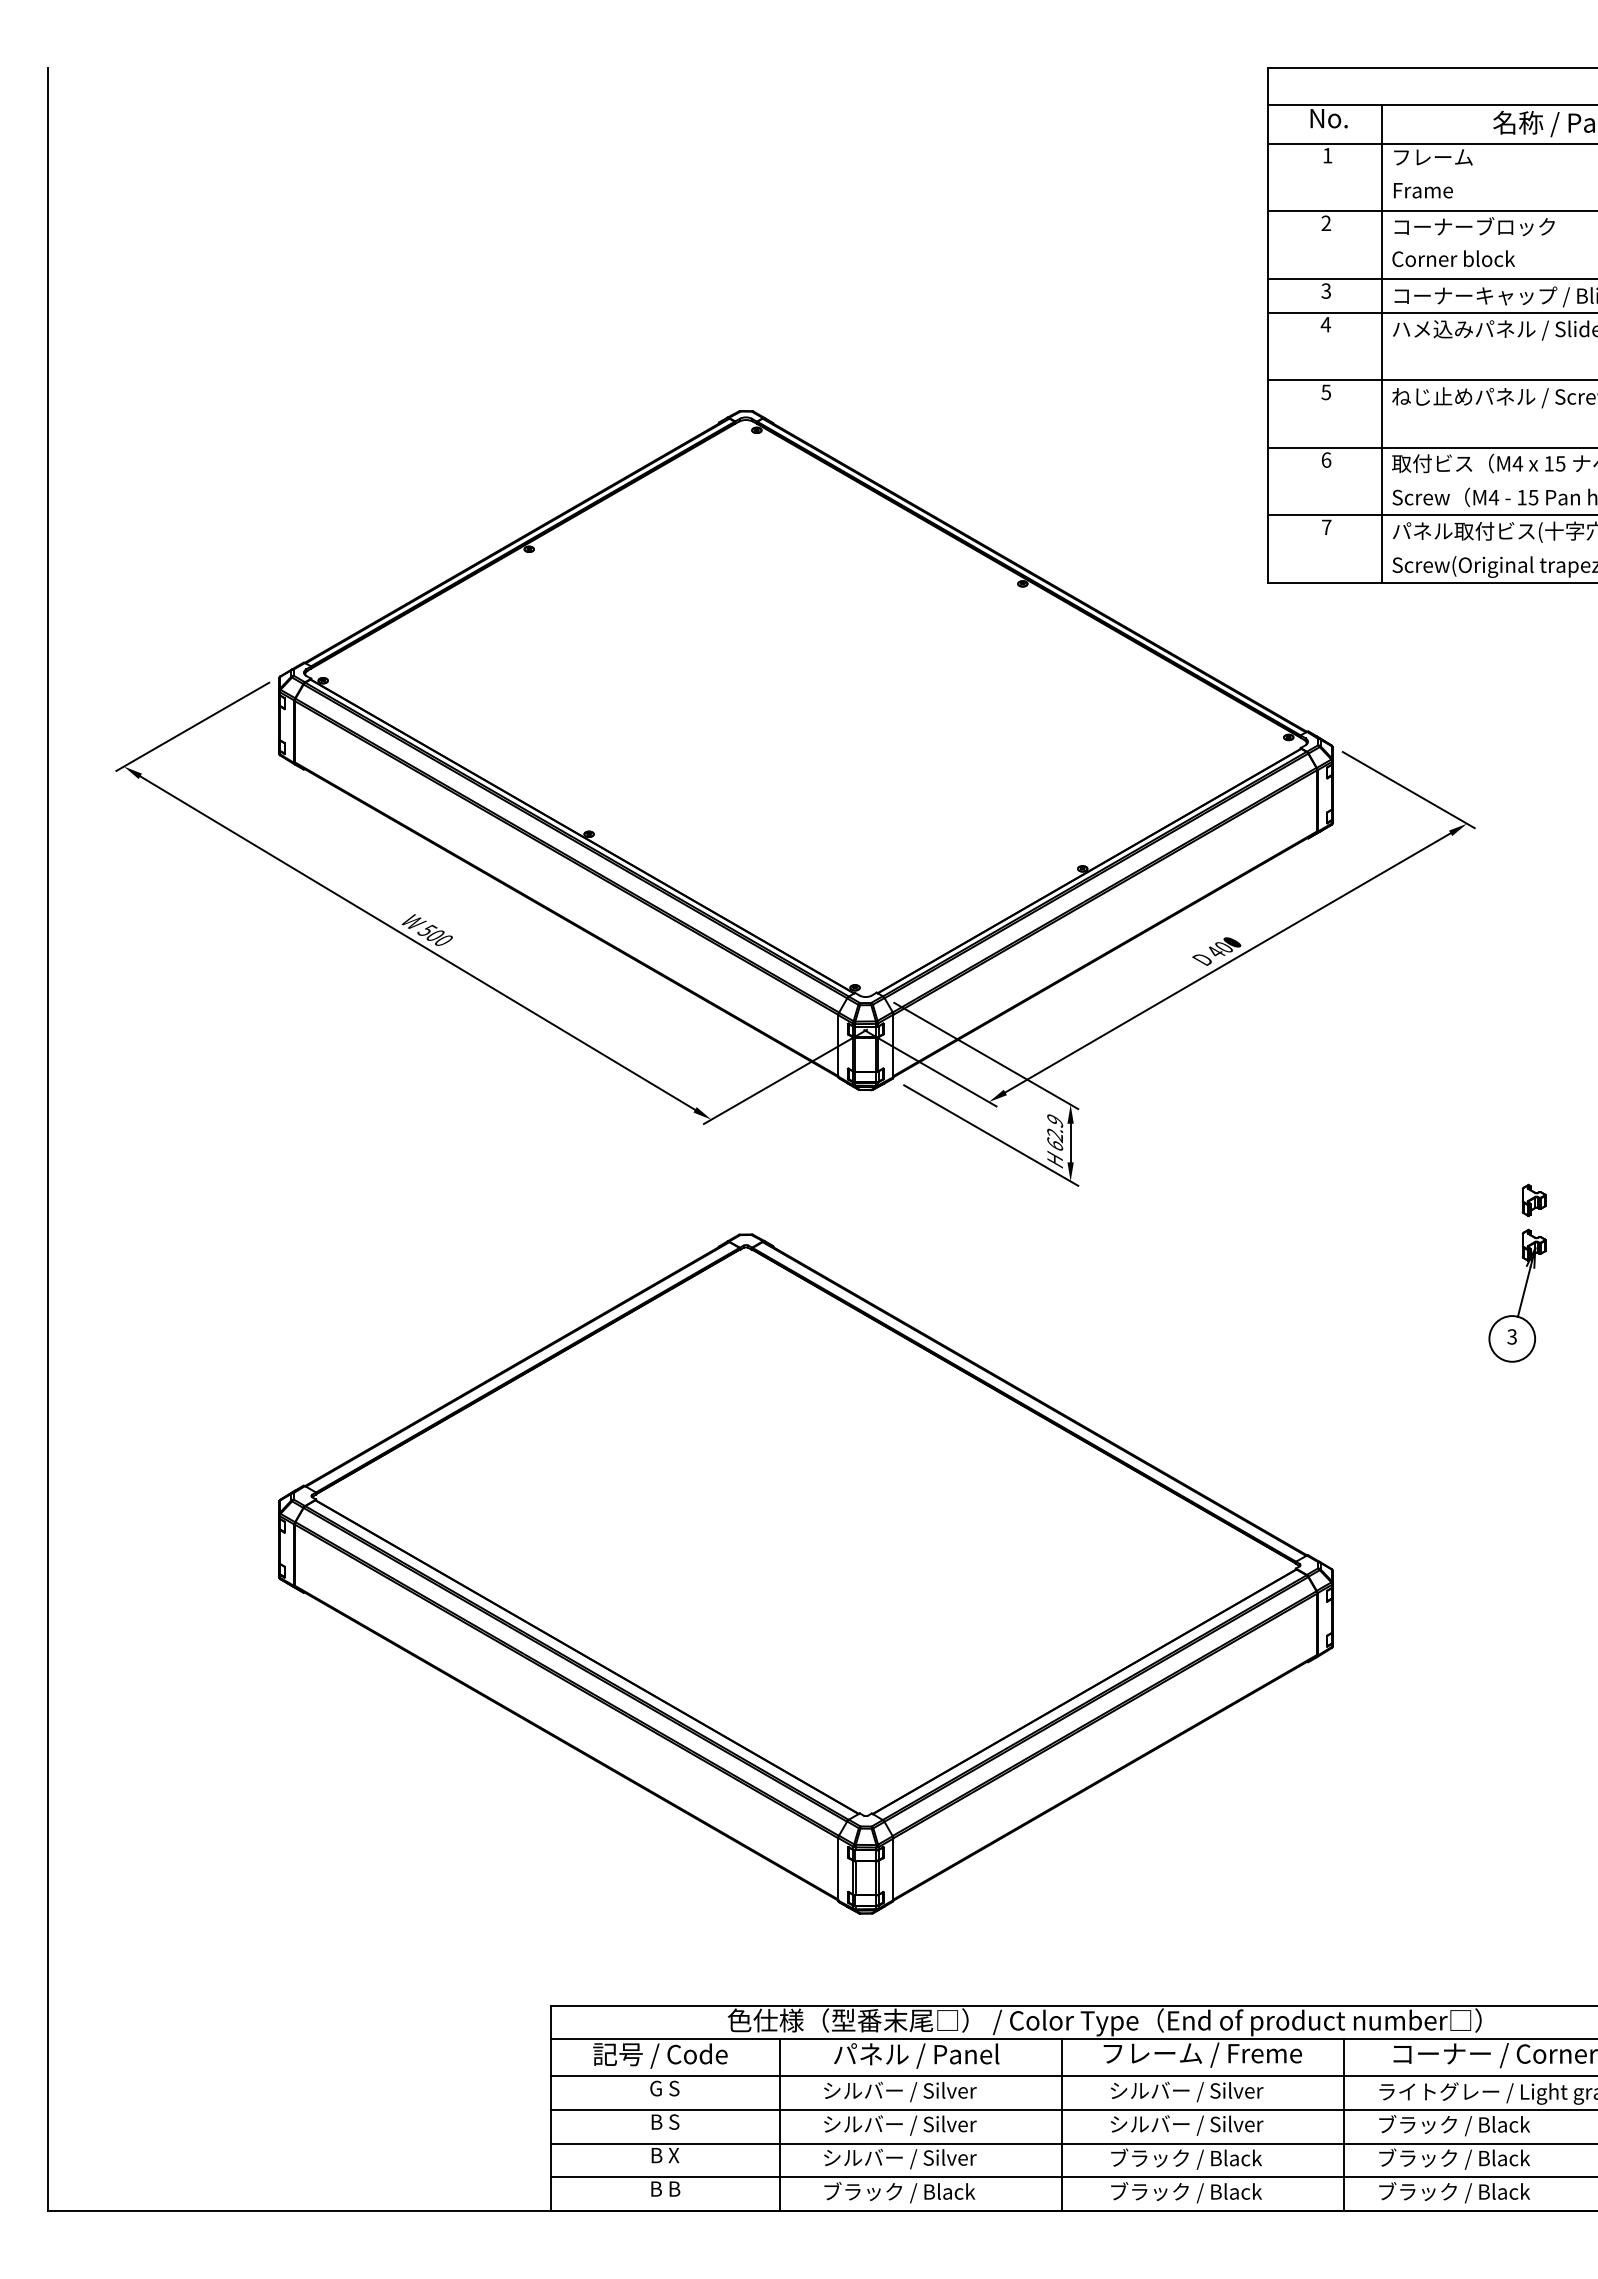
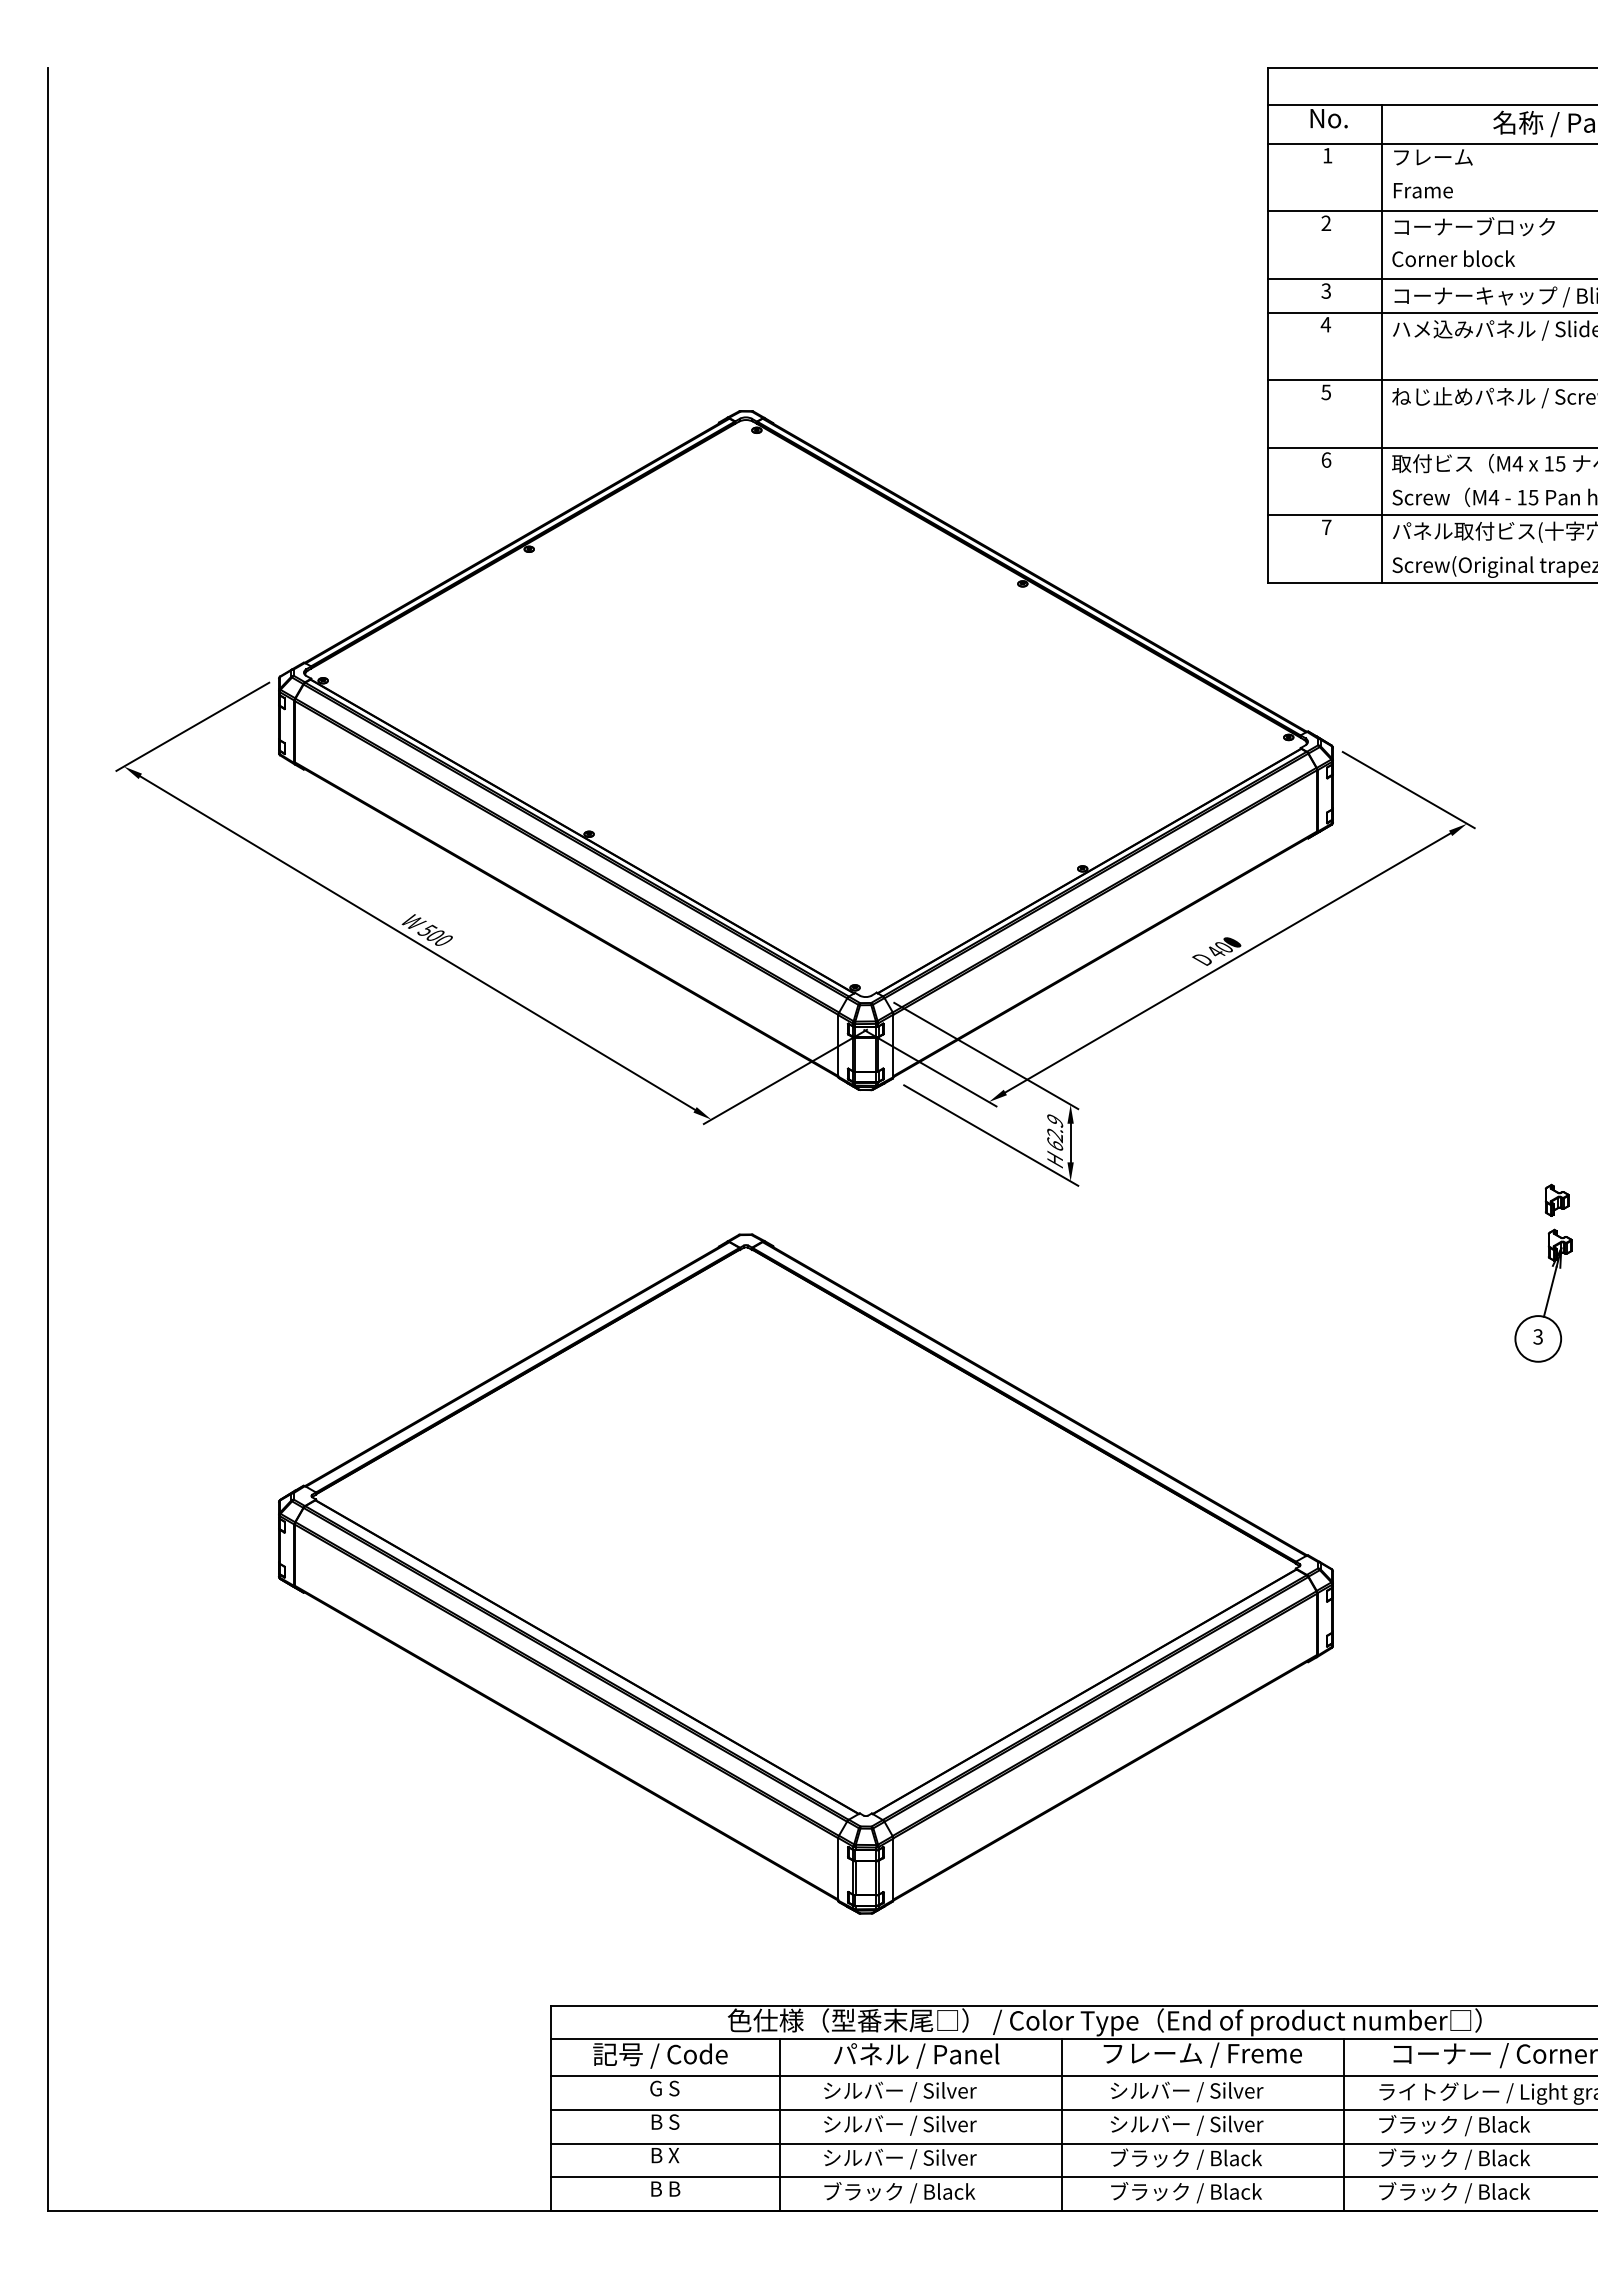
part position: (1533, 1199) -> (1556, 1199) (1556, 1199)
part position: (1517, 1295) -> (1543, 1295) (1543, 1295)
